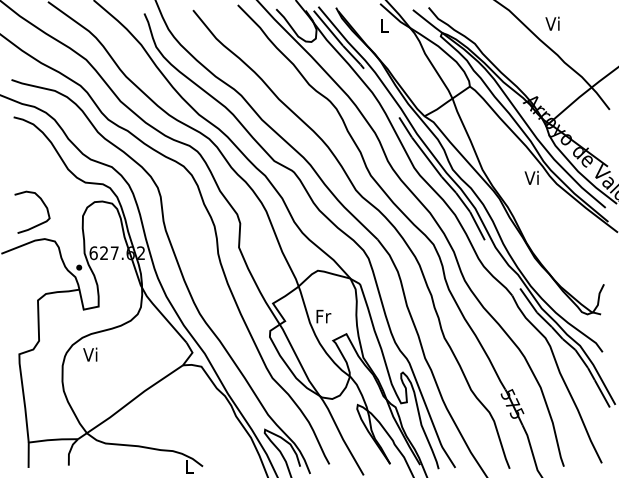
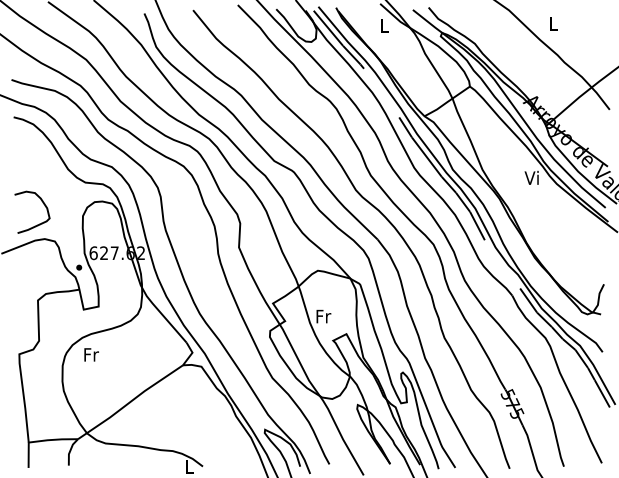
text: Vi -> L (552, 23)
text: Vi -> Fr (91, 354)
